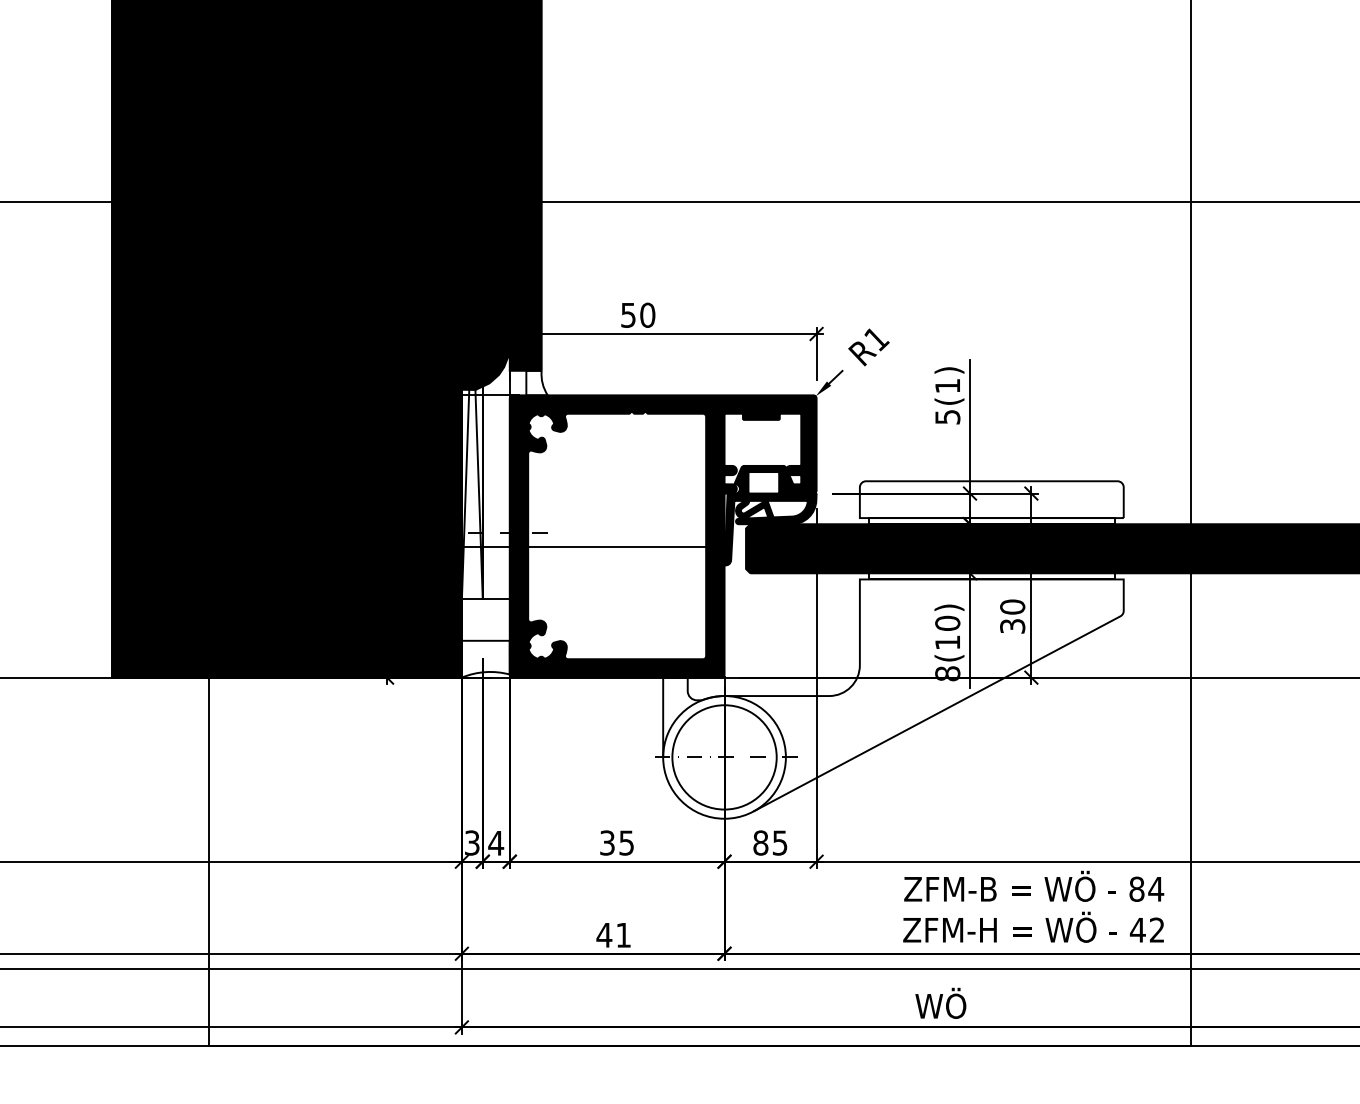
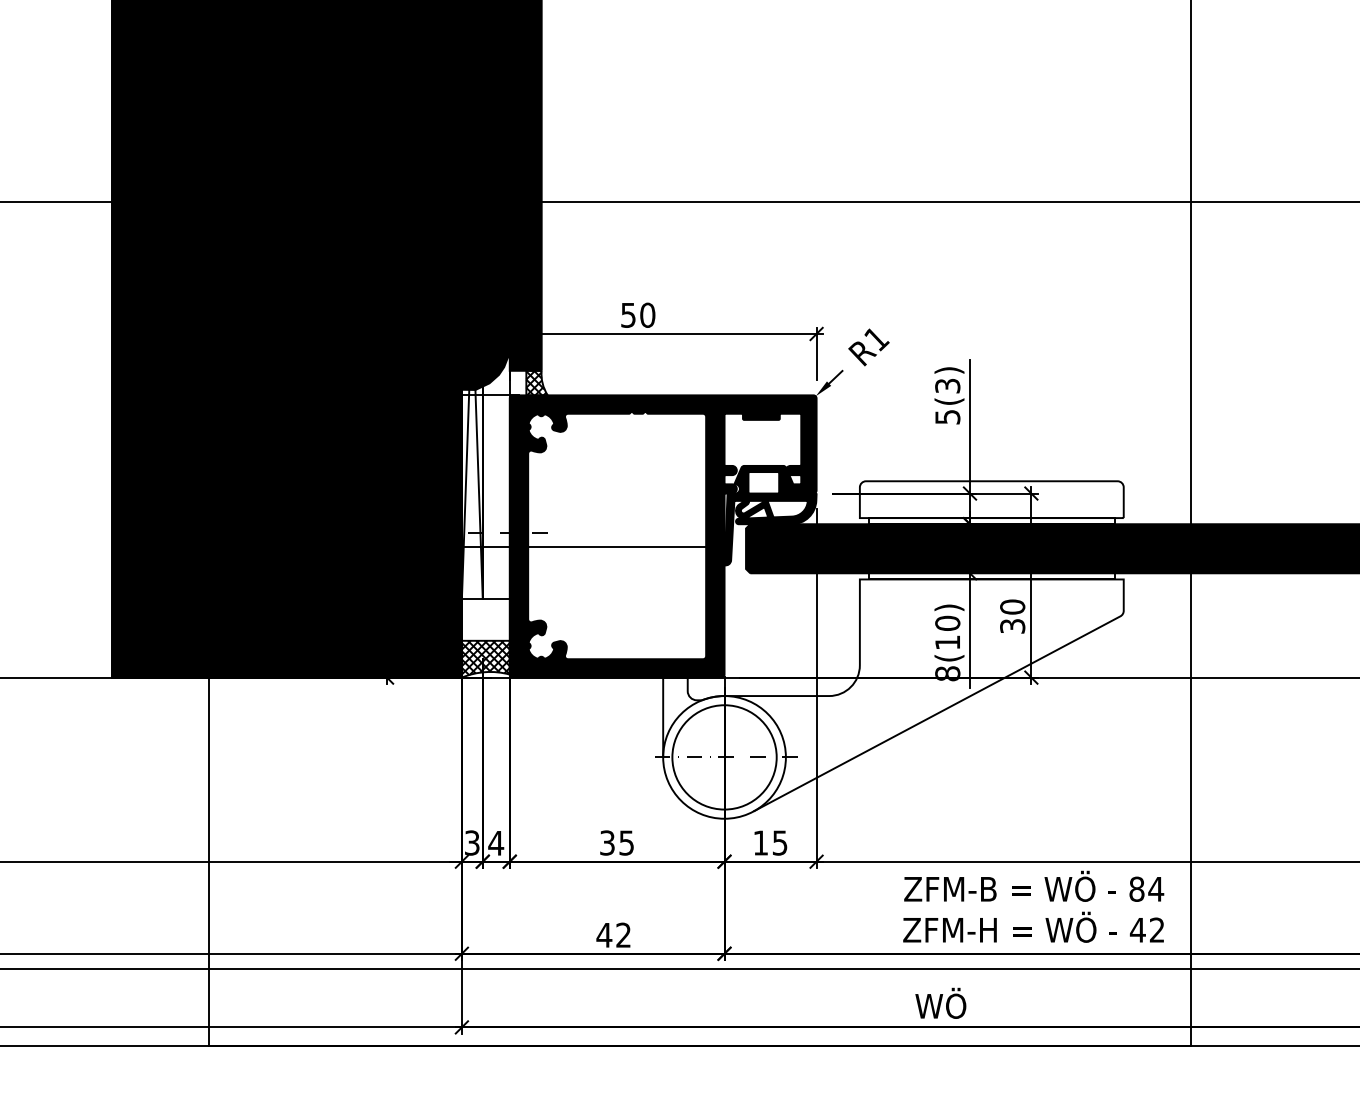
hatch: none -> present (536, 382)
text: 5(1) -> 5(3) (947, 386)
hatch: none -> present (485, 658)
text: 85 -> 15 (760, 842)
text: 41 -> 42 (623, 934)
